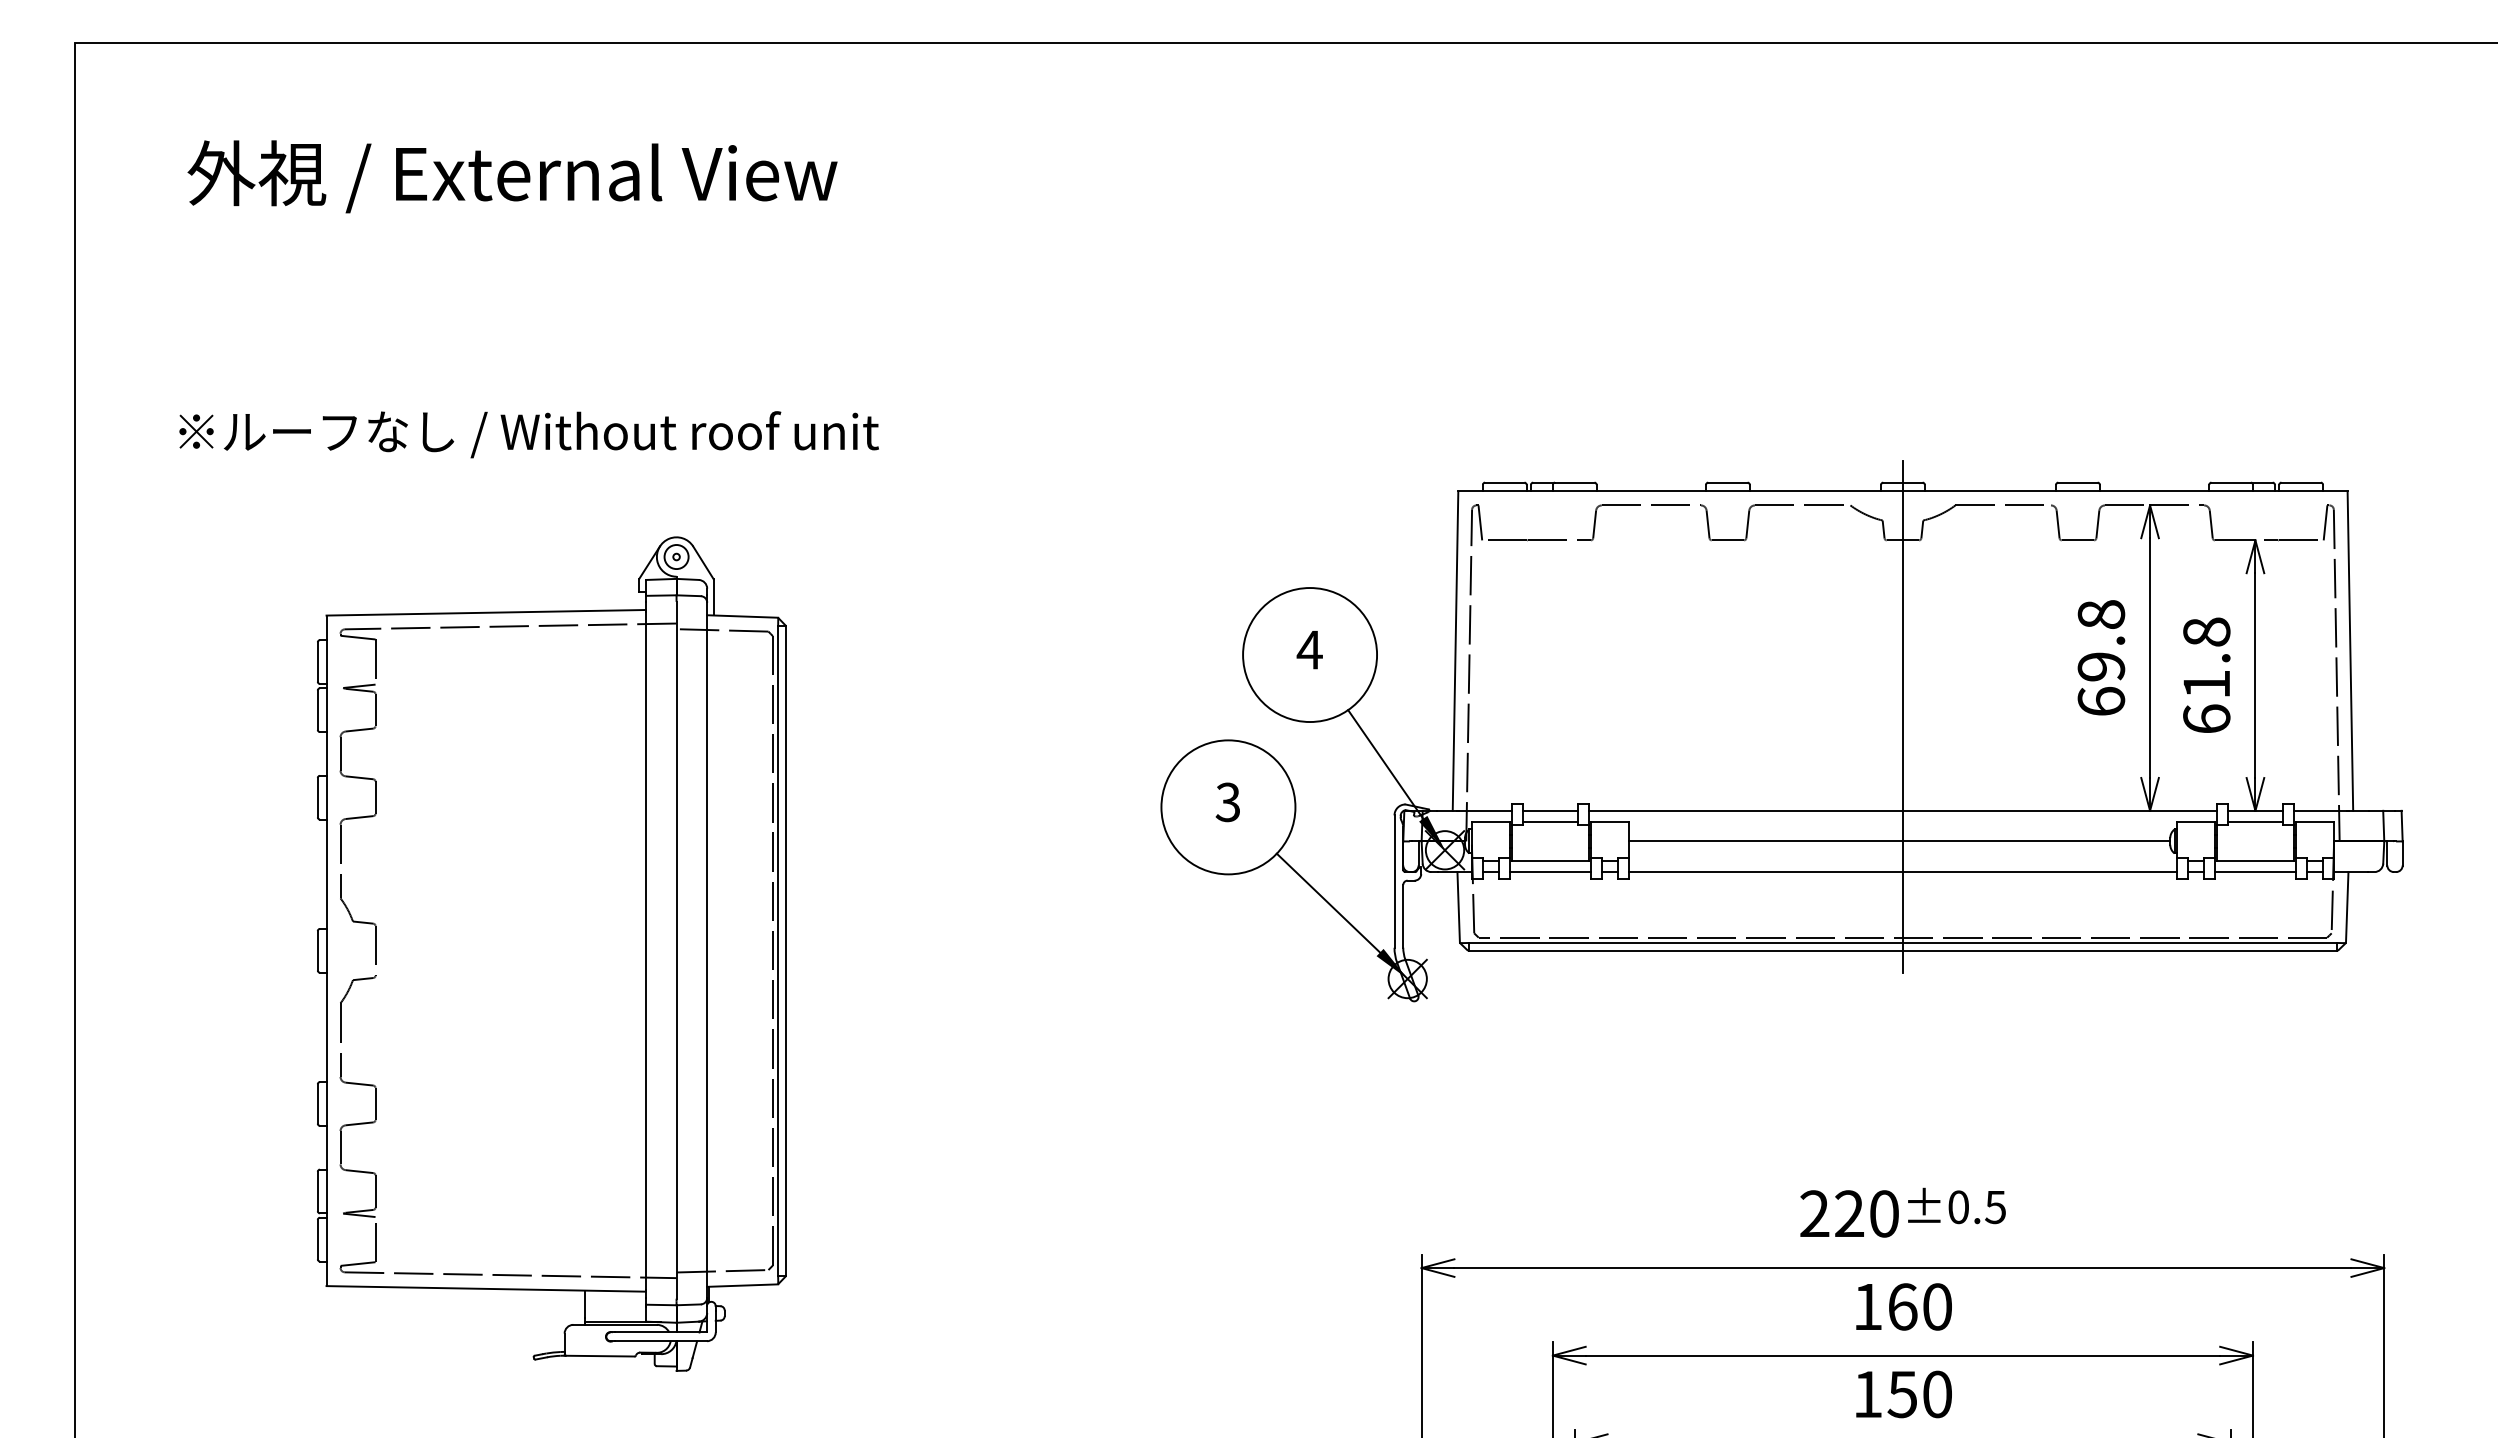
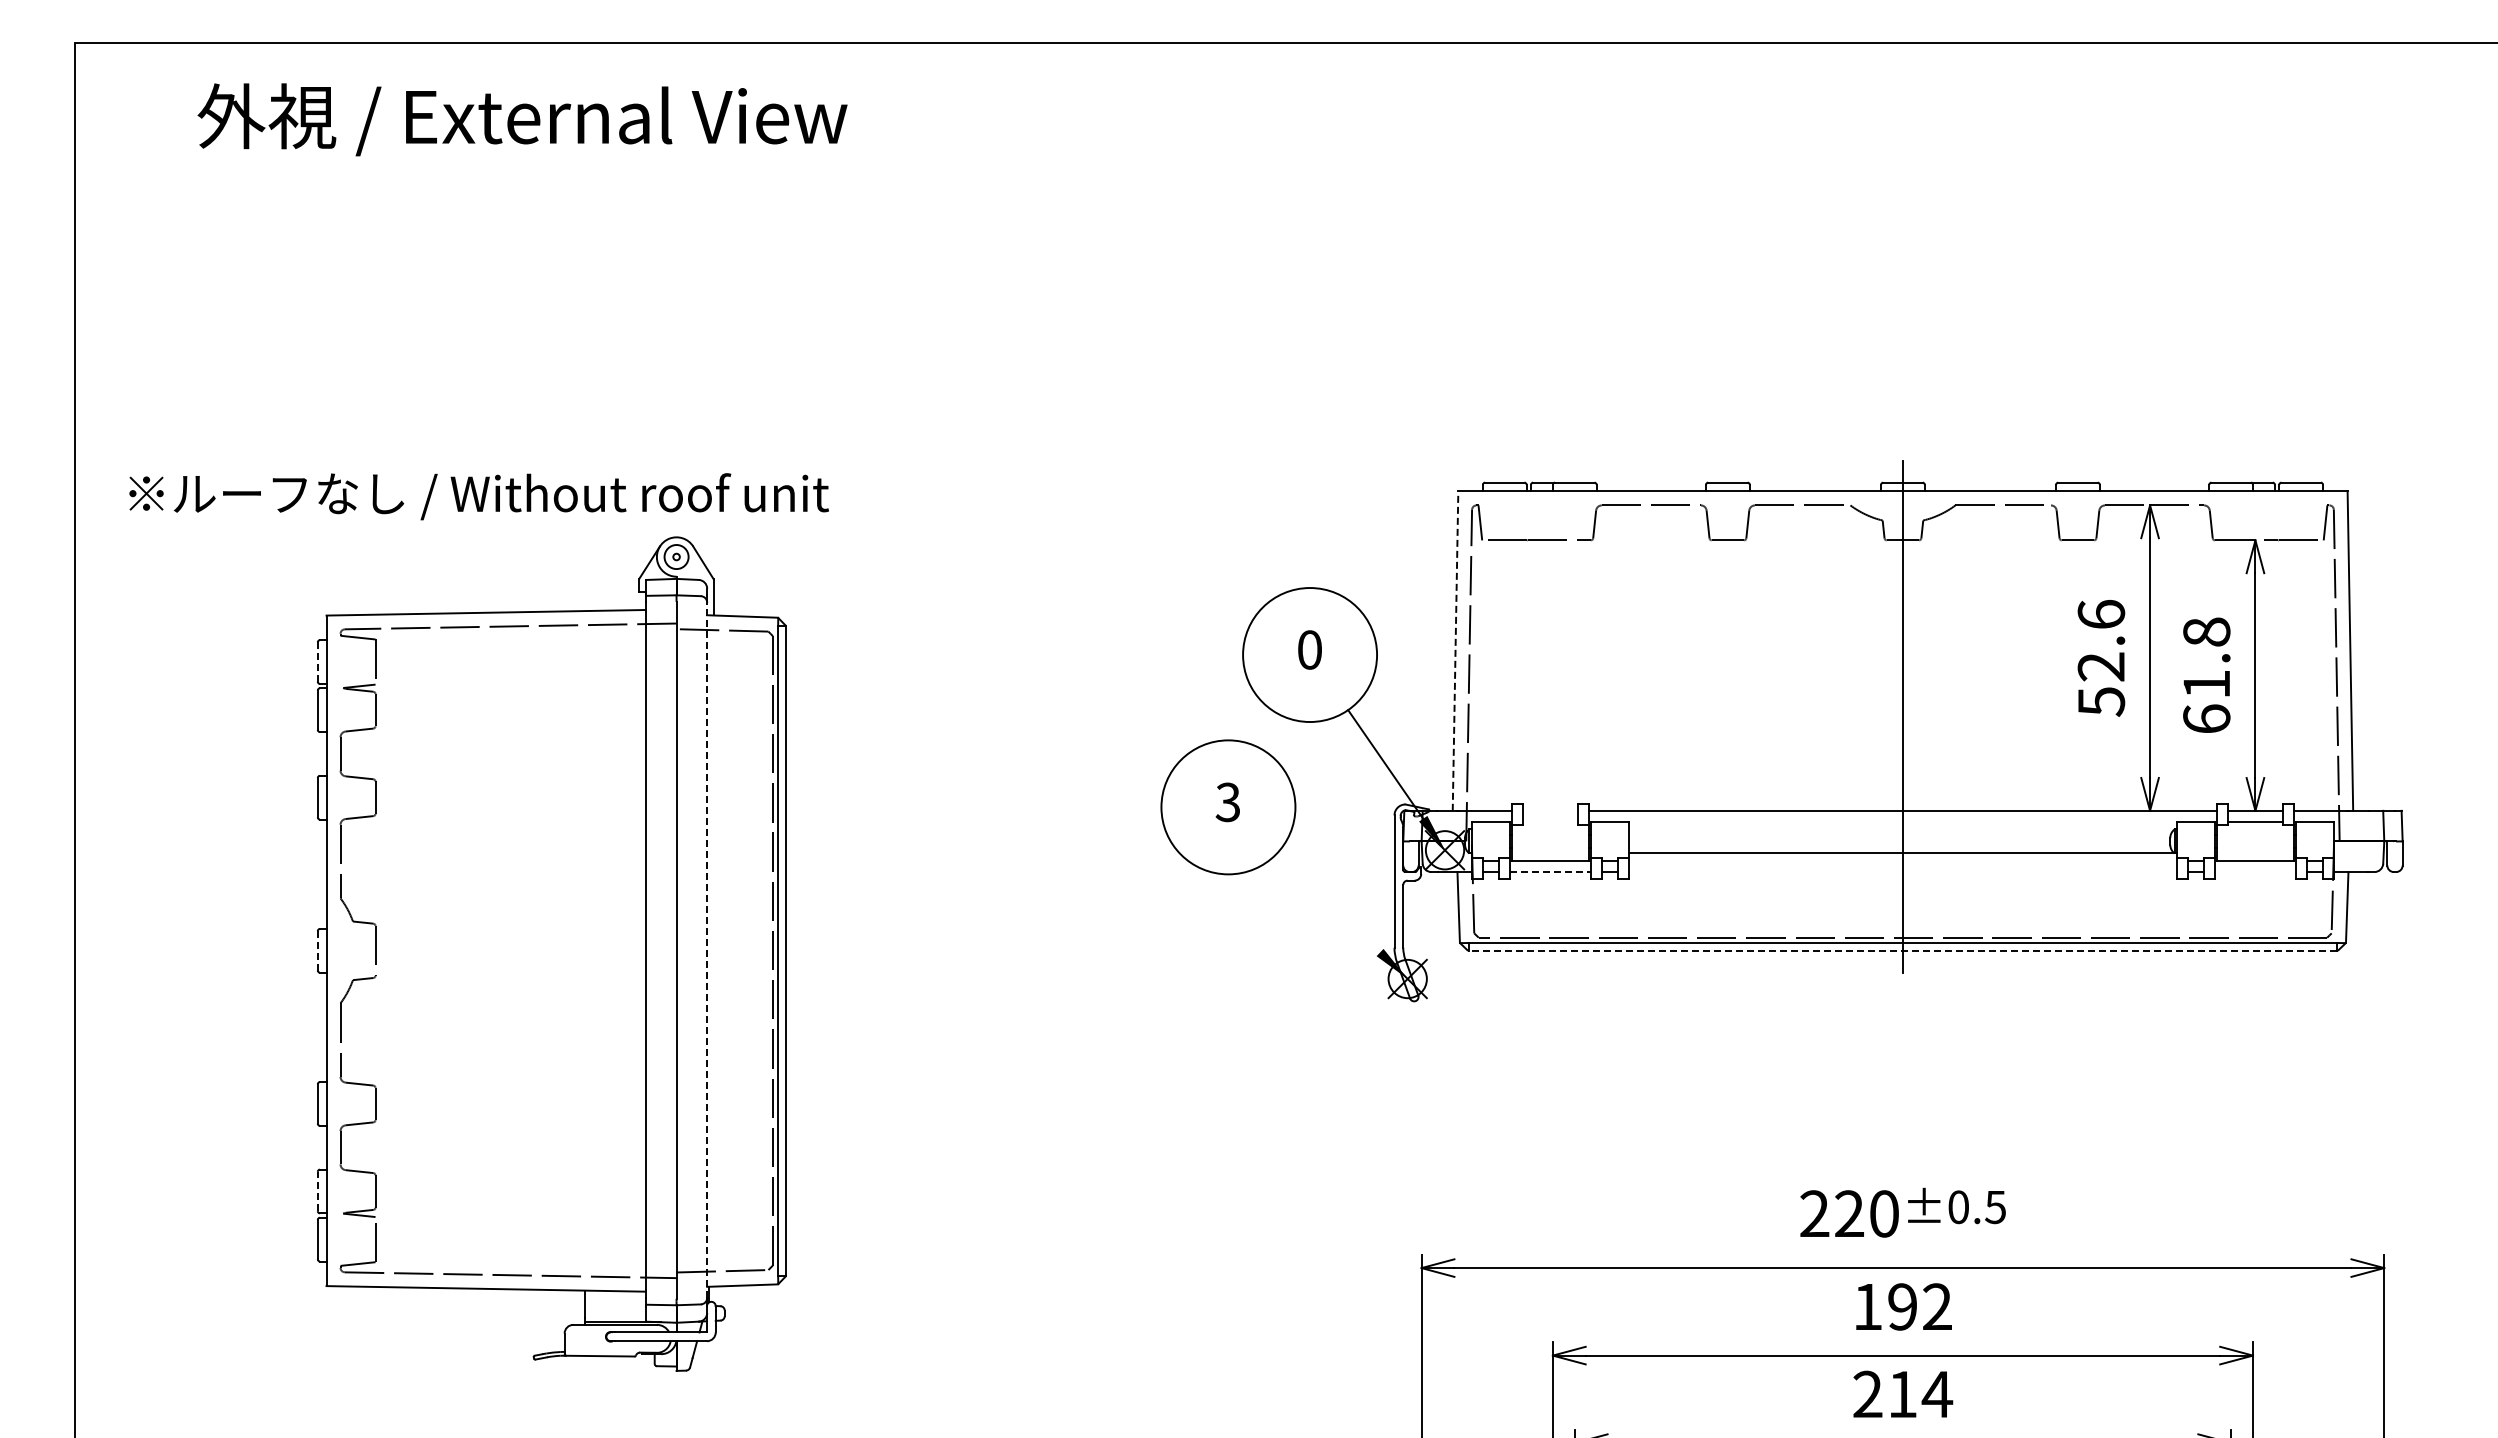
text position: (512, 176) -> (522, 119) (522, 119)
text position: (528, 434) -> (478, 496) (478, 496)
text: 4 -> 0 (1309, 649)
line: solid -> dashed (1455, 651)
text: 69.8 -> 52.6 (2101, 657)
line: solid -> dashed (317, 662)
line: present -> none (1550, 810)
line: present -> none (1550, 821)
line: present -> none (1899, 841)
line: solid -> dashed (1550, 872)
line position: (1902, 872) -> (1902, 853) (1902, 853)
line: present -> none (2255, 872)
line: present -> none (1328, 902)
line: solid -> dashed (317, 950)
line: solid -> dashed (707, 950)
line: solid -> dashed (1902, 950)
line: solid -> dashed (317, 1191)
text: 160 -> 192 (1919, 1306)
text: 150 -> 214 (1903, 1394)
